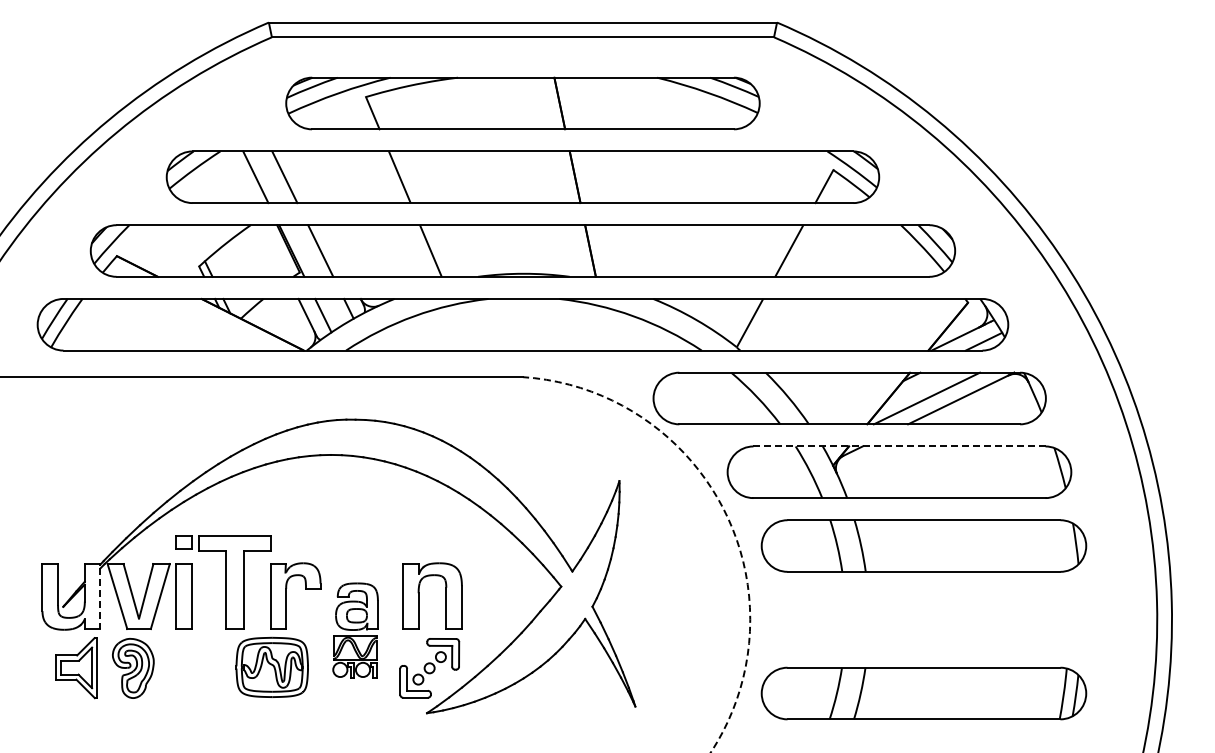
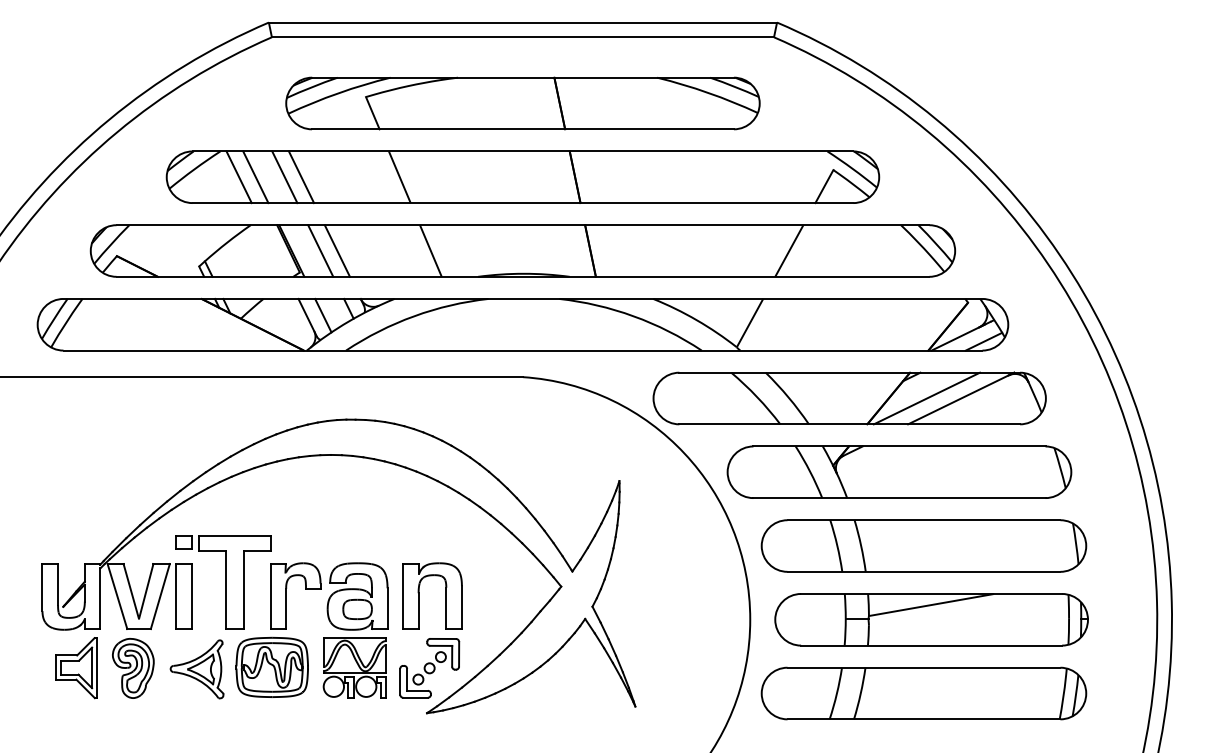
line: none -> present (238, 177)
line: none -> present (301, 177)
line: none -> present (336, 250)
line: dashed -> solid (899, 446)
arc: dashed -> solid (723, 509)
line: dashed -> solid (100, 599)
part: none -> present (931, 619)
part size: 47x97 px -> 67x137 px (355, 630)
part: none -> present (196, 669)
